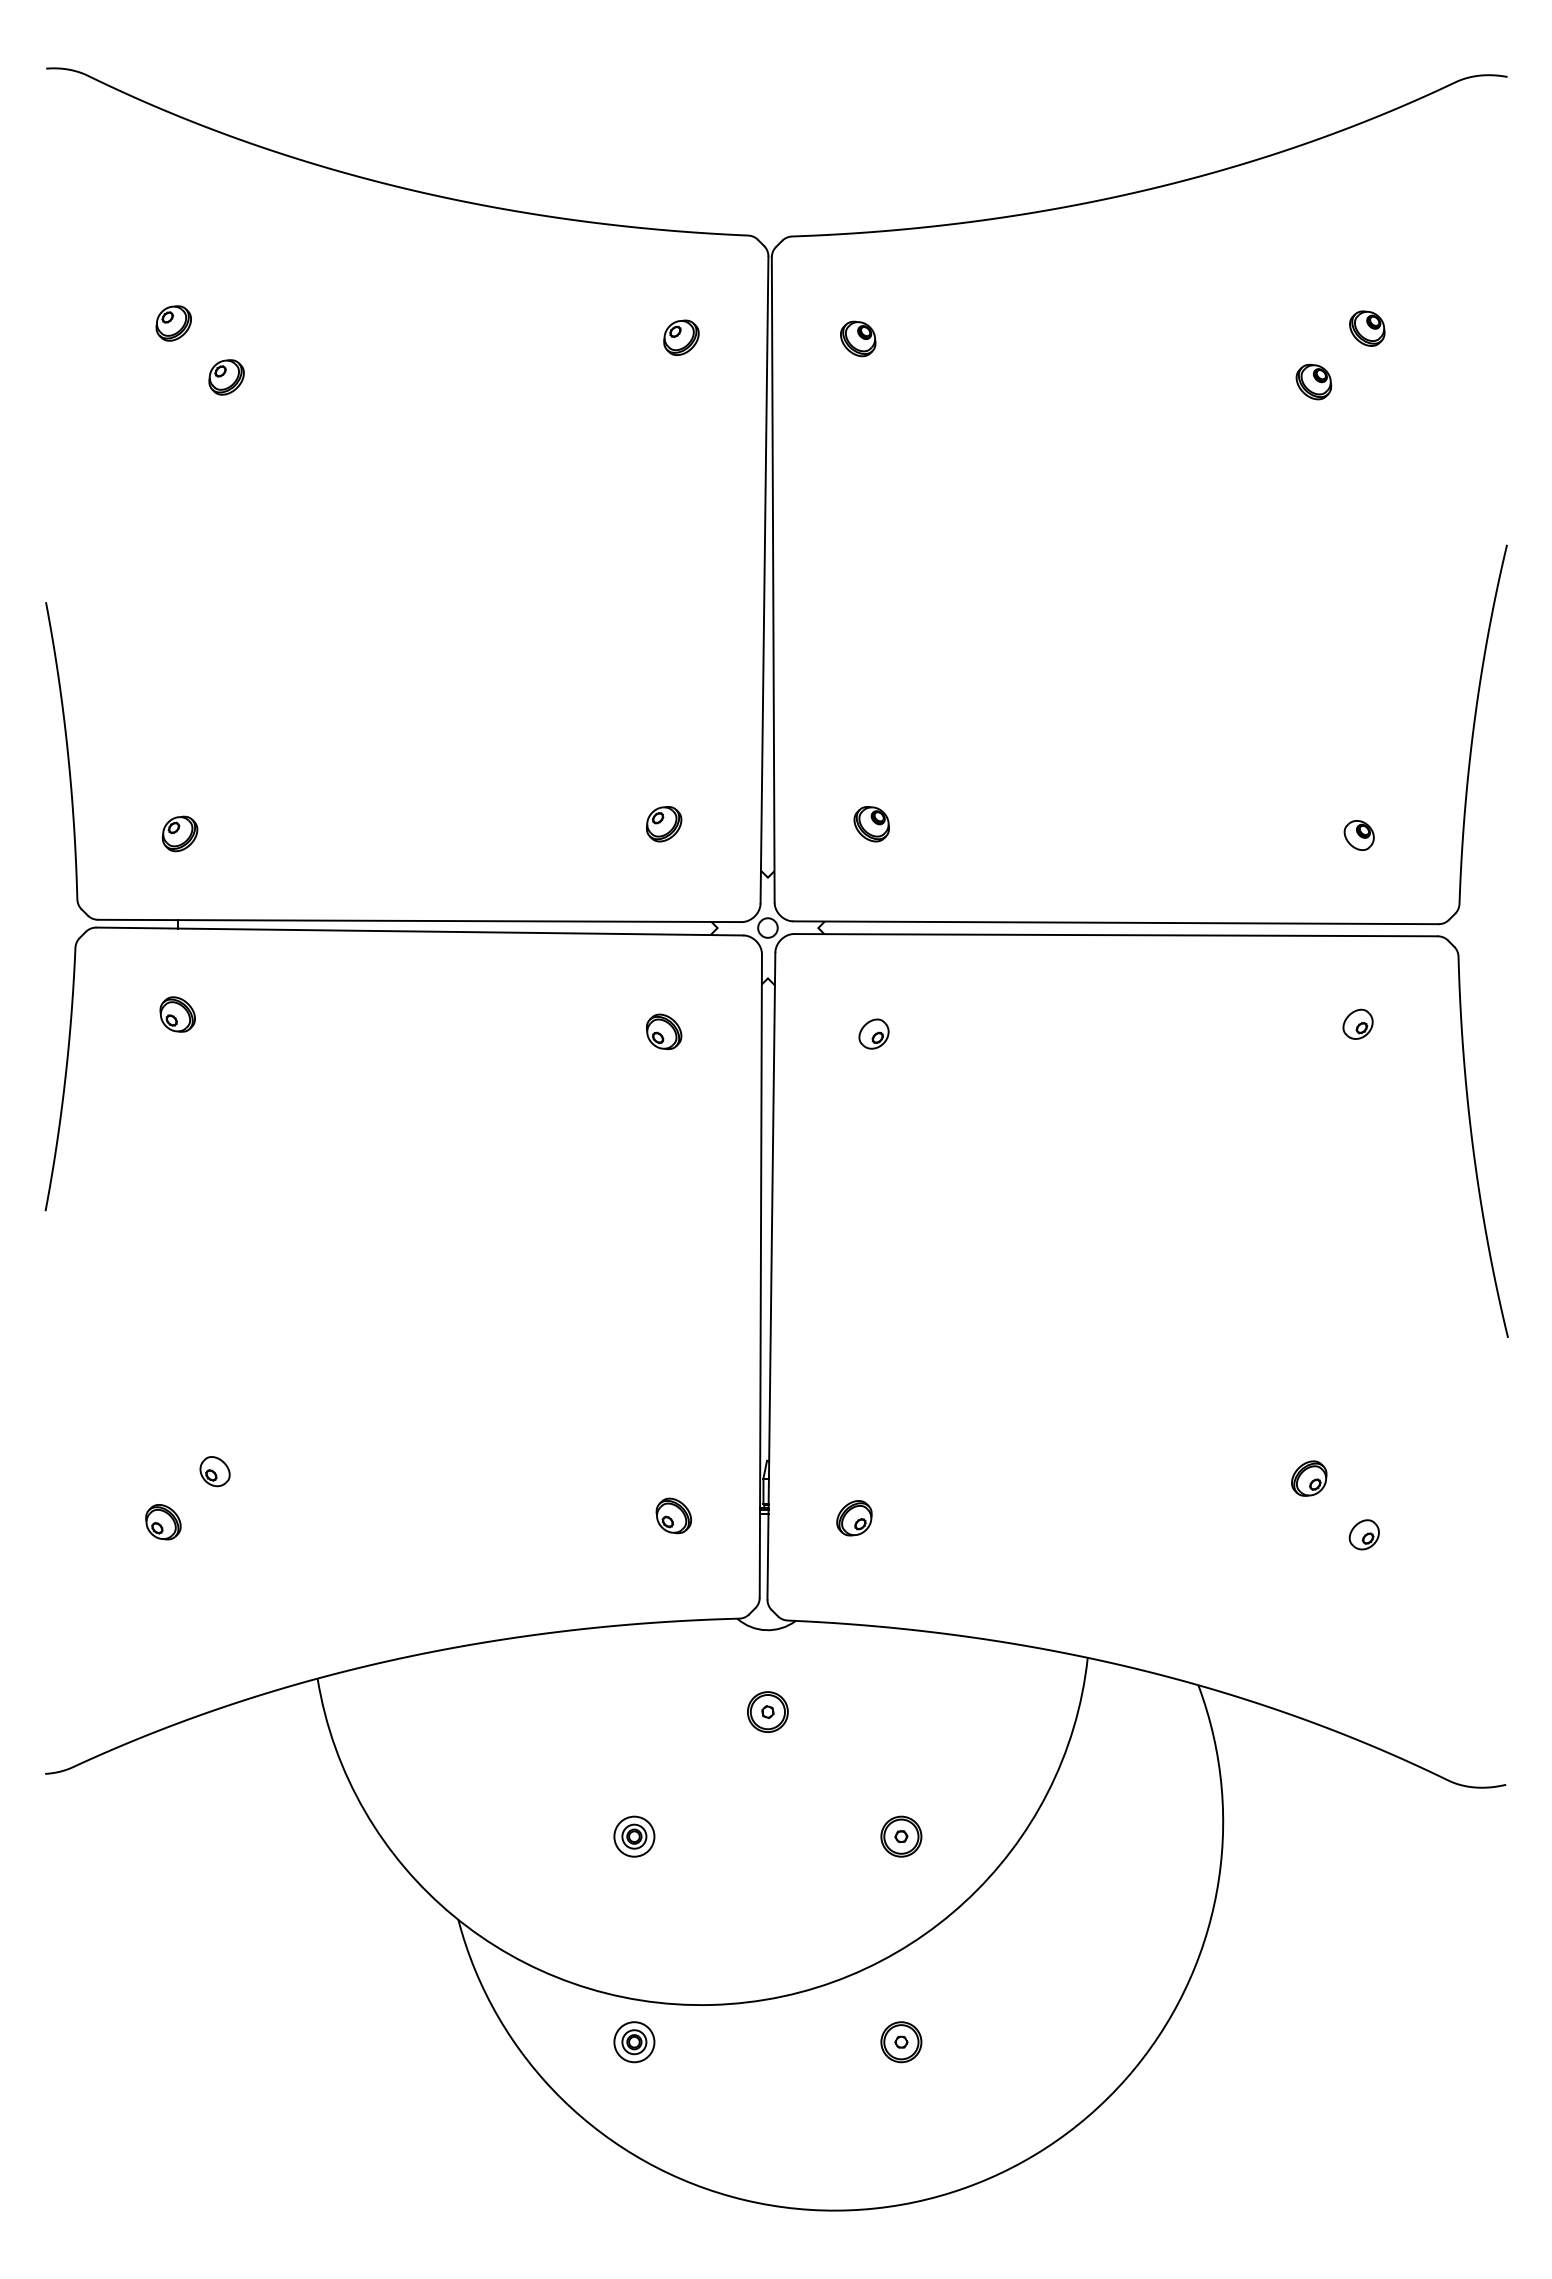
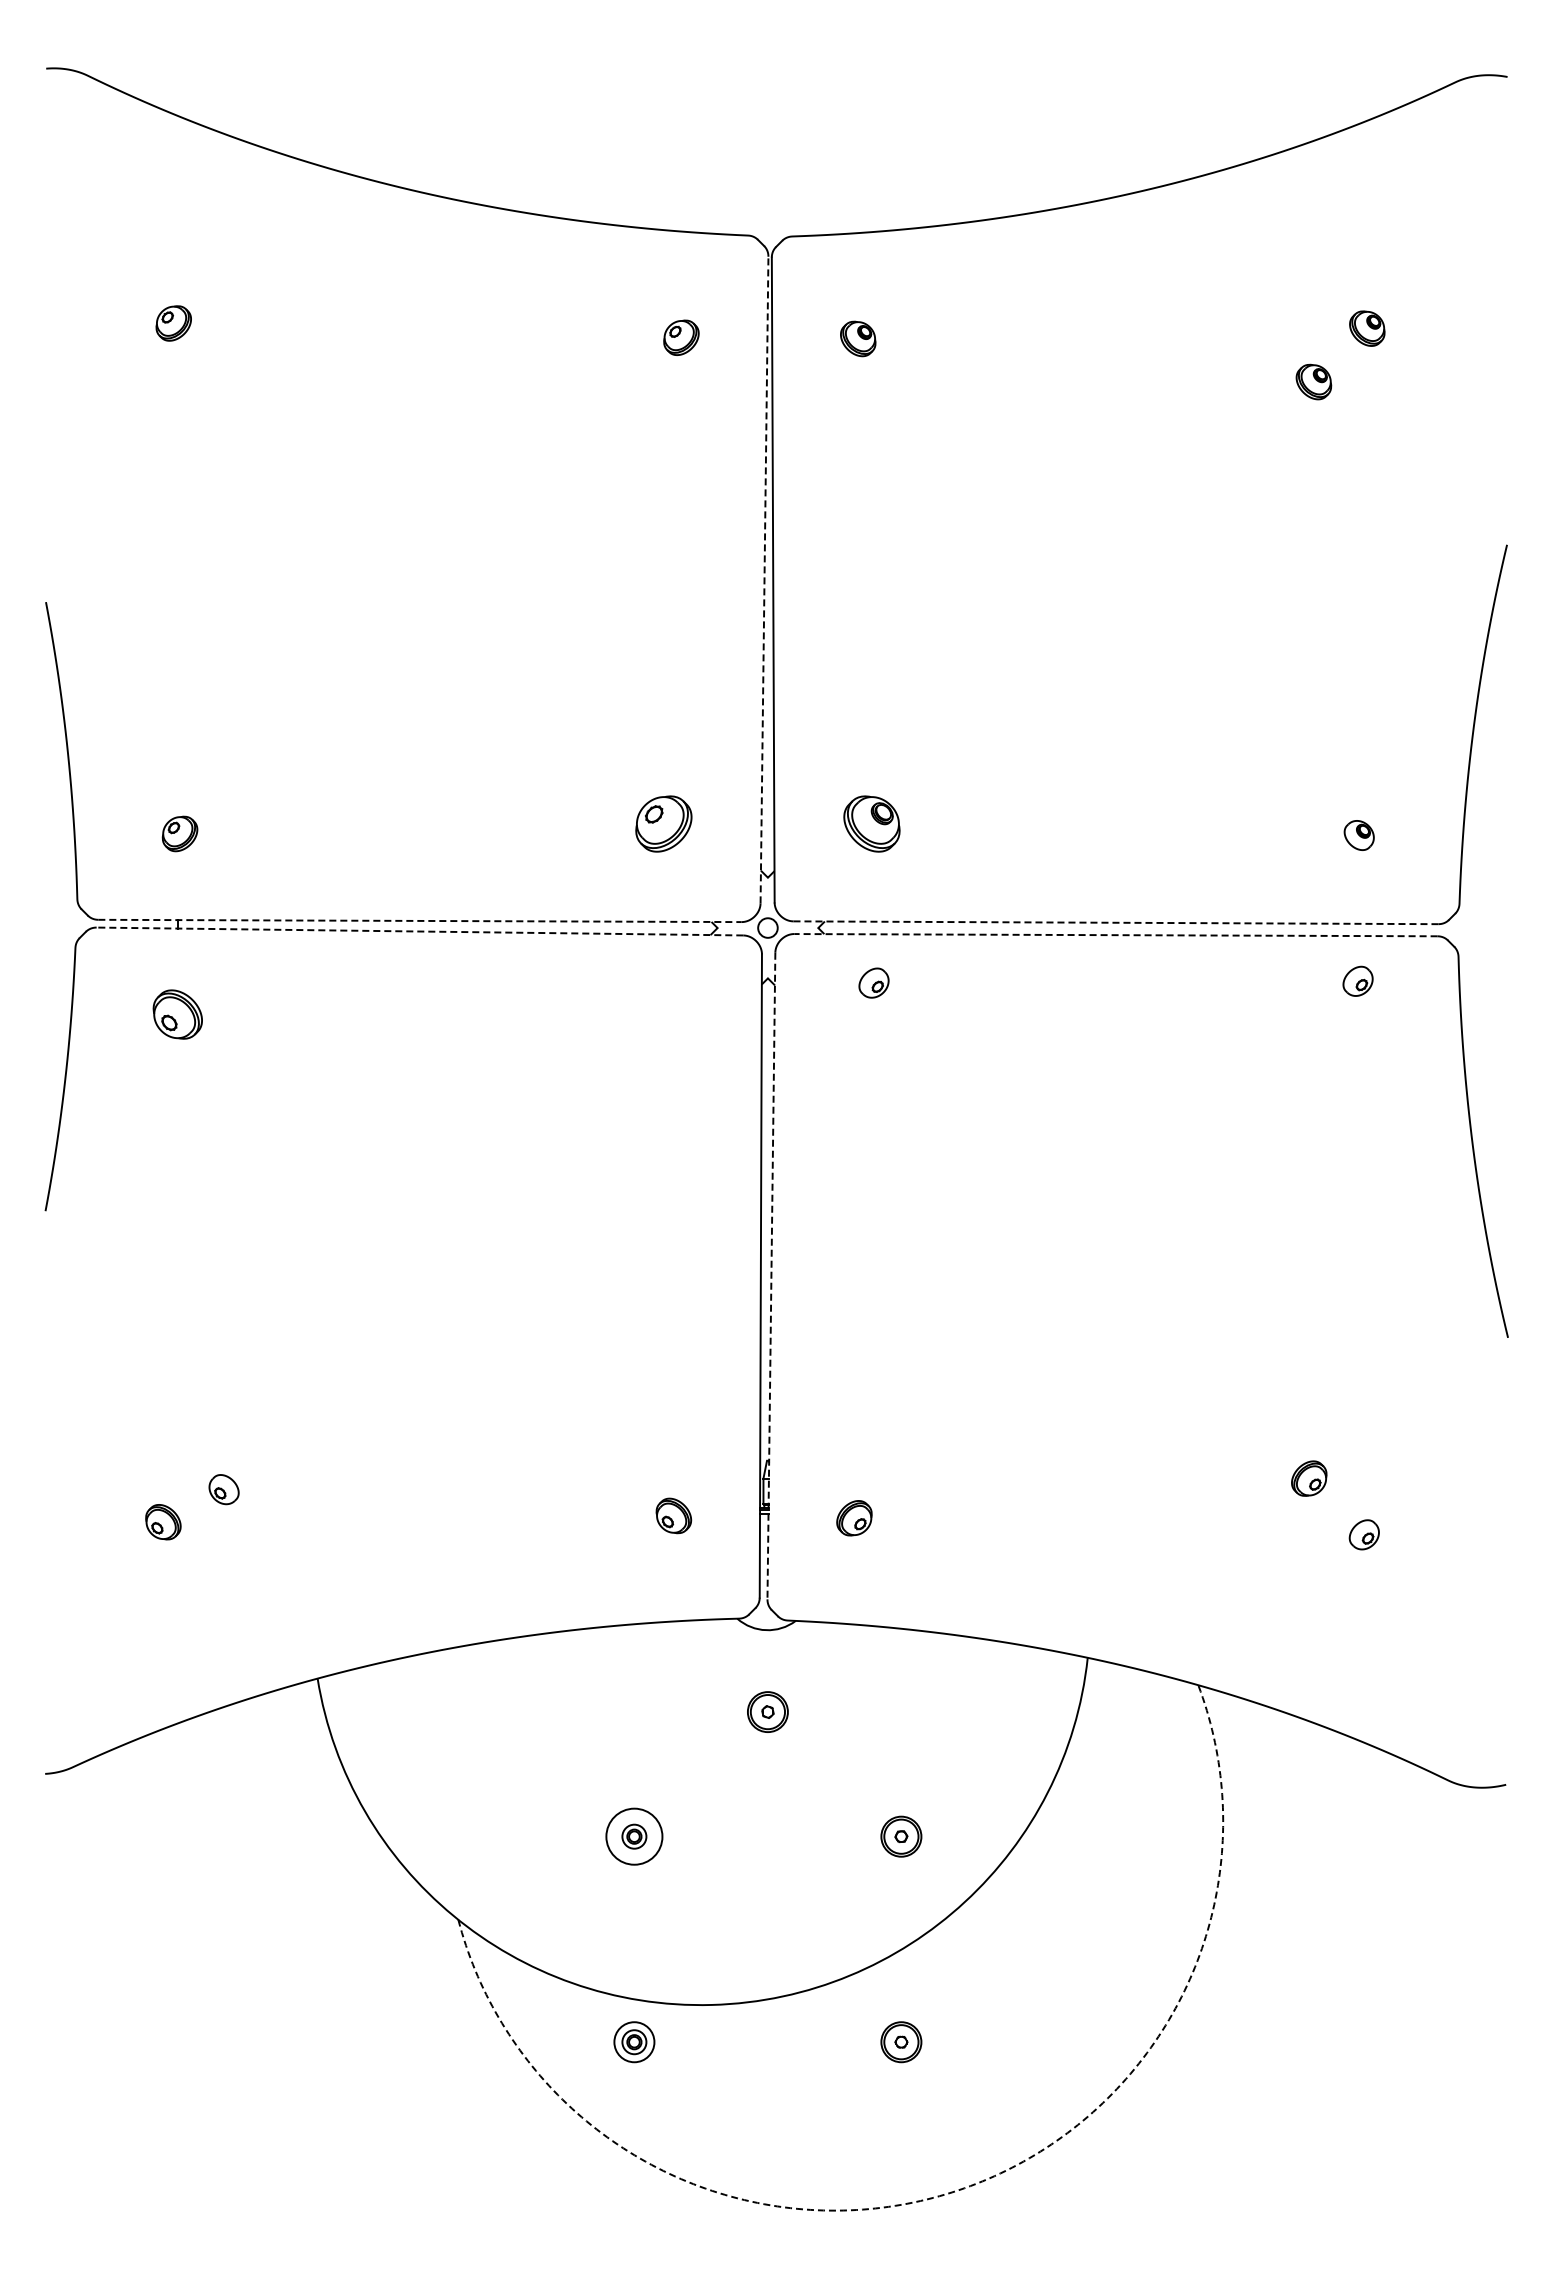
part: present -> none (226, 377)
line: solid -> dashed (764, 579)
part size: 37x37 px -> 58x58 px (663, 823)
part size: 37x37 px -> 58x58 px (871, 823)
line: solid -> dashed (419, 920)
line: solid -> dashed (1116, 922)
line: solid -> dashed (419, 931)
line: solid -> dashed (1115, 935)
part size: 37x37 px -> 51x51 px (177, 1014)
part position: (1357, 1023) -> (1357, 980) (1357, 980)
part: present -> none (664, 1031)
part position: (873, 1033) -> (873, 982) (873, 982)
line: solid -> dashed (771, 1276)
part position: (214, 1471) -> (223, 1489) (223, 1489)
circle diameter: 40 px -> 56 px (634, 1836)
arc: solid -> dashed (952, 2192)
